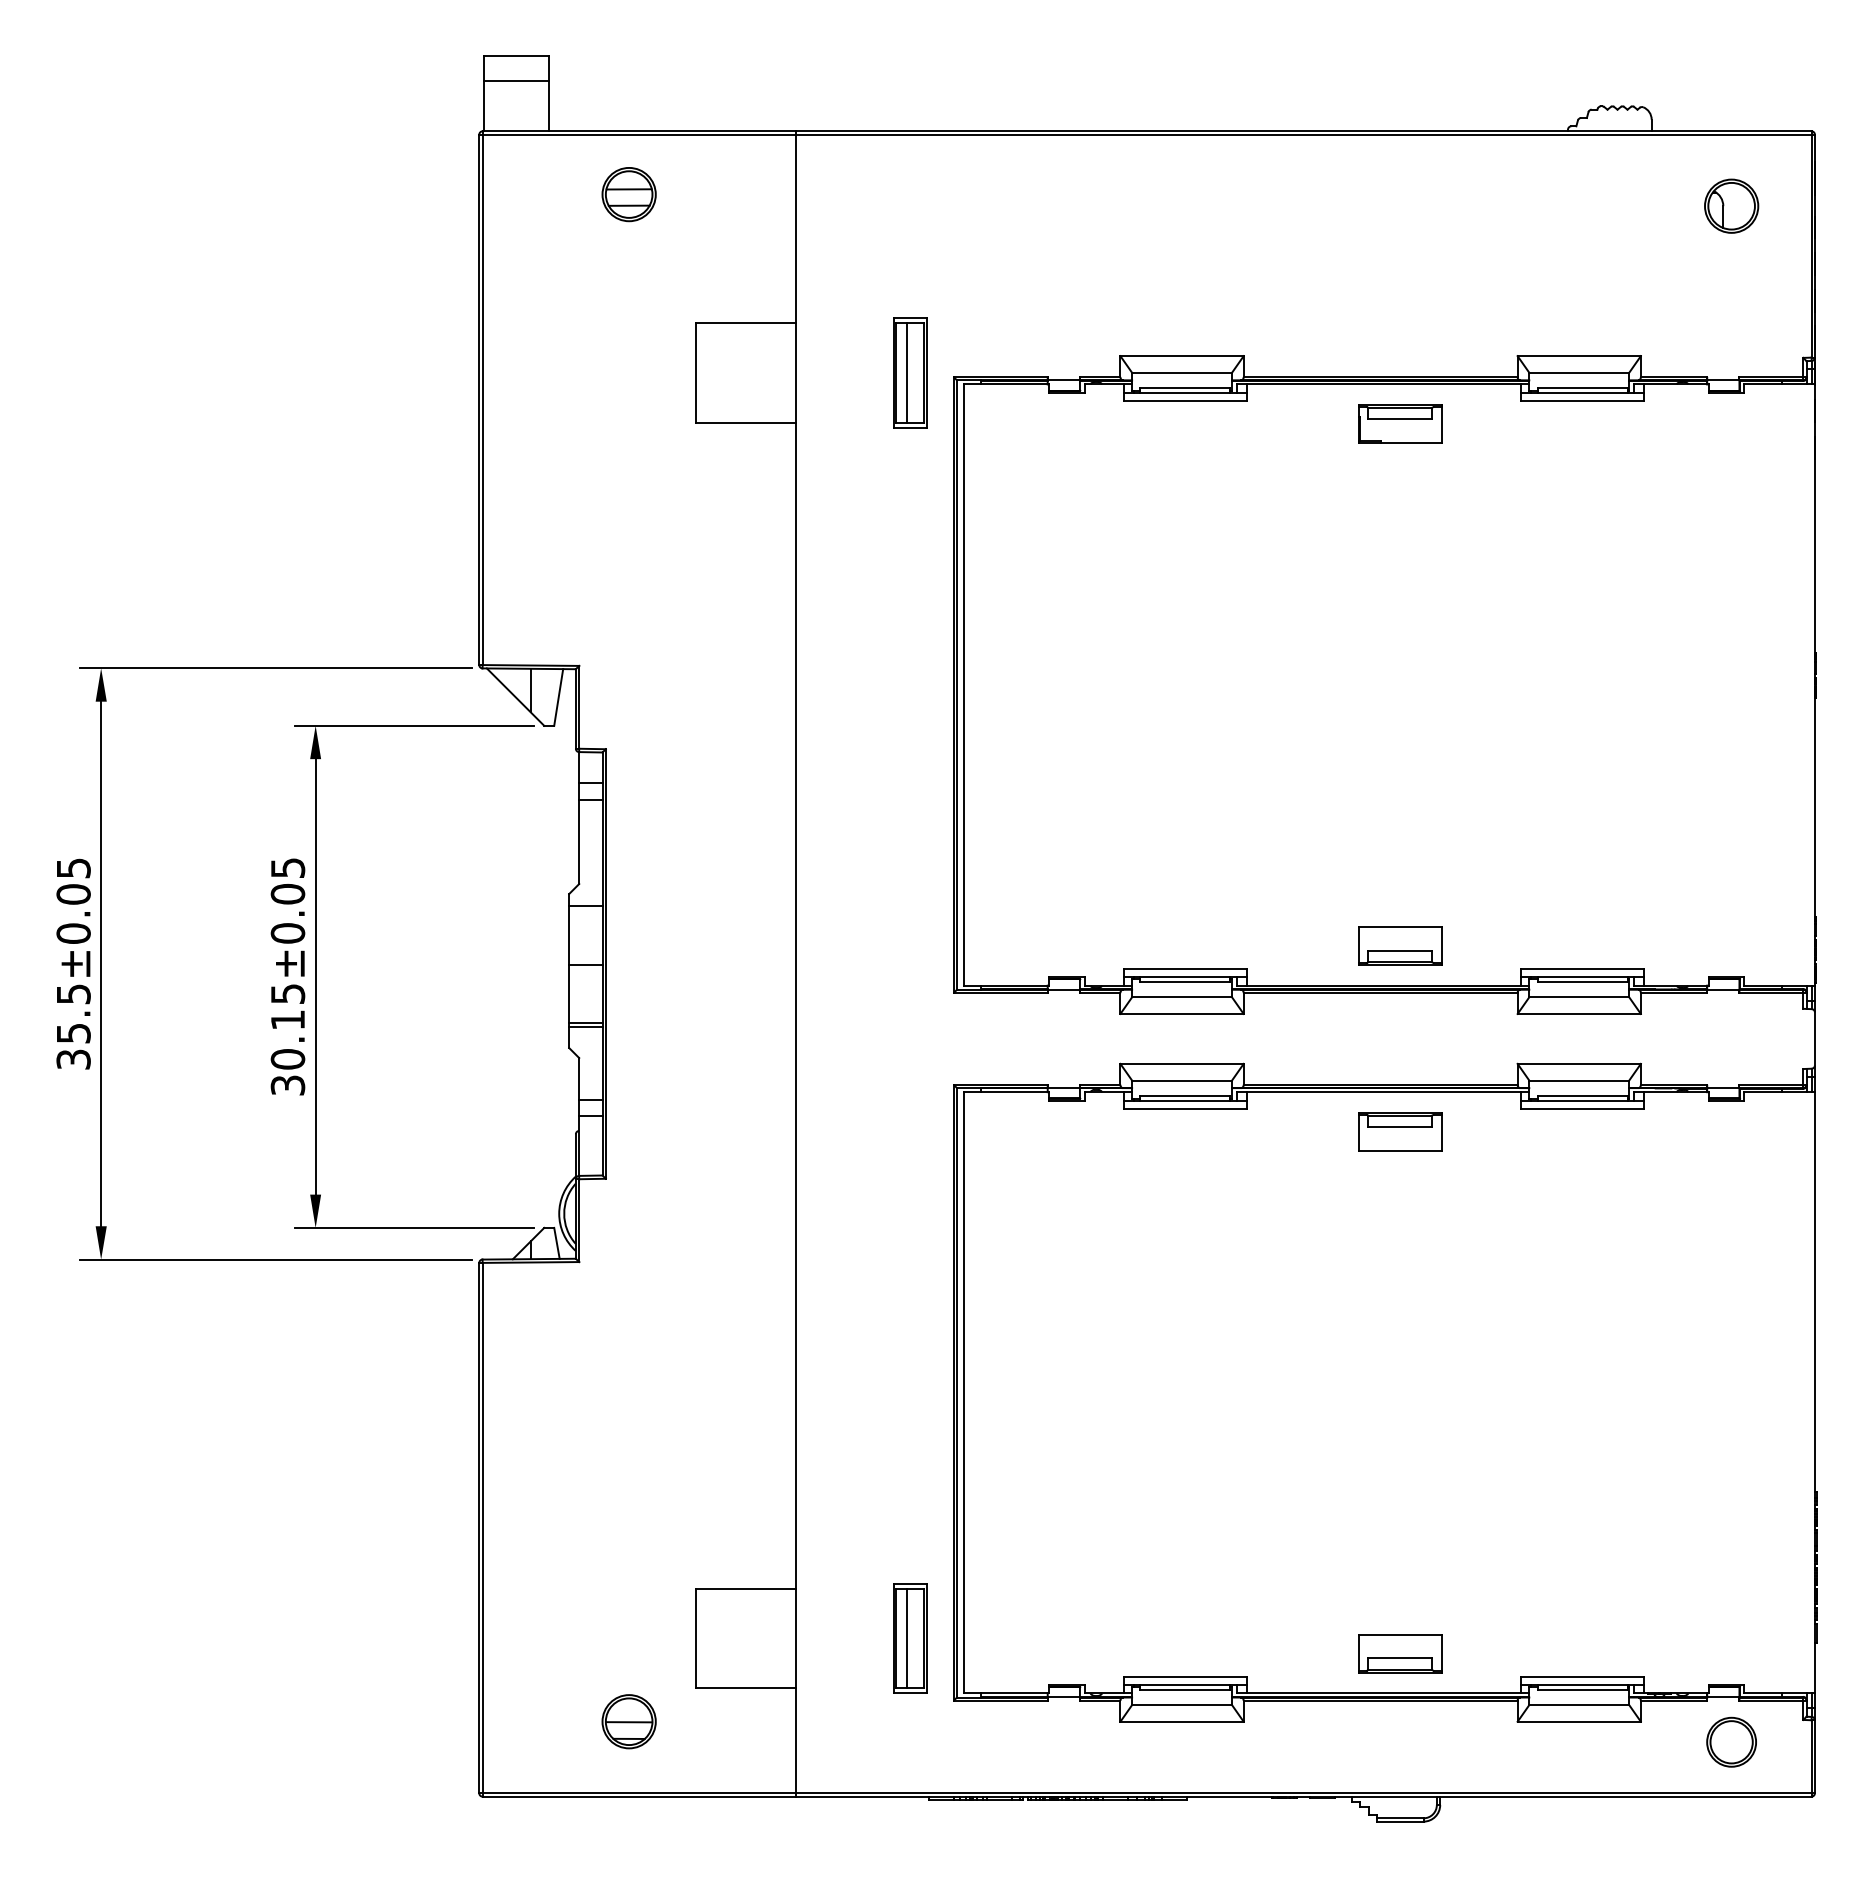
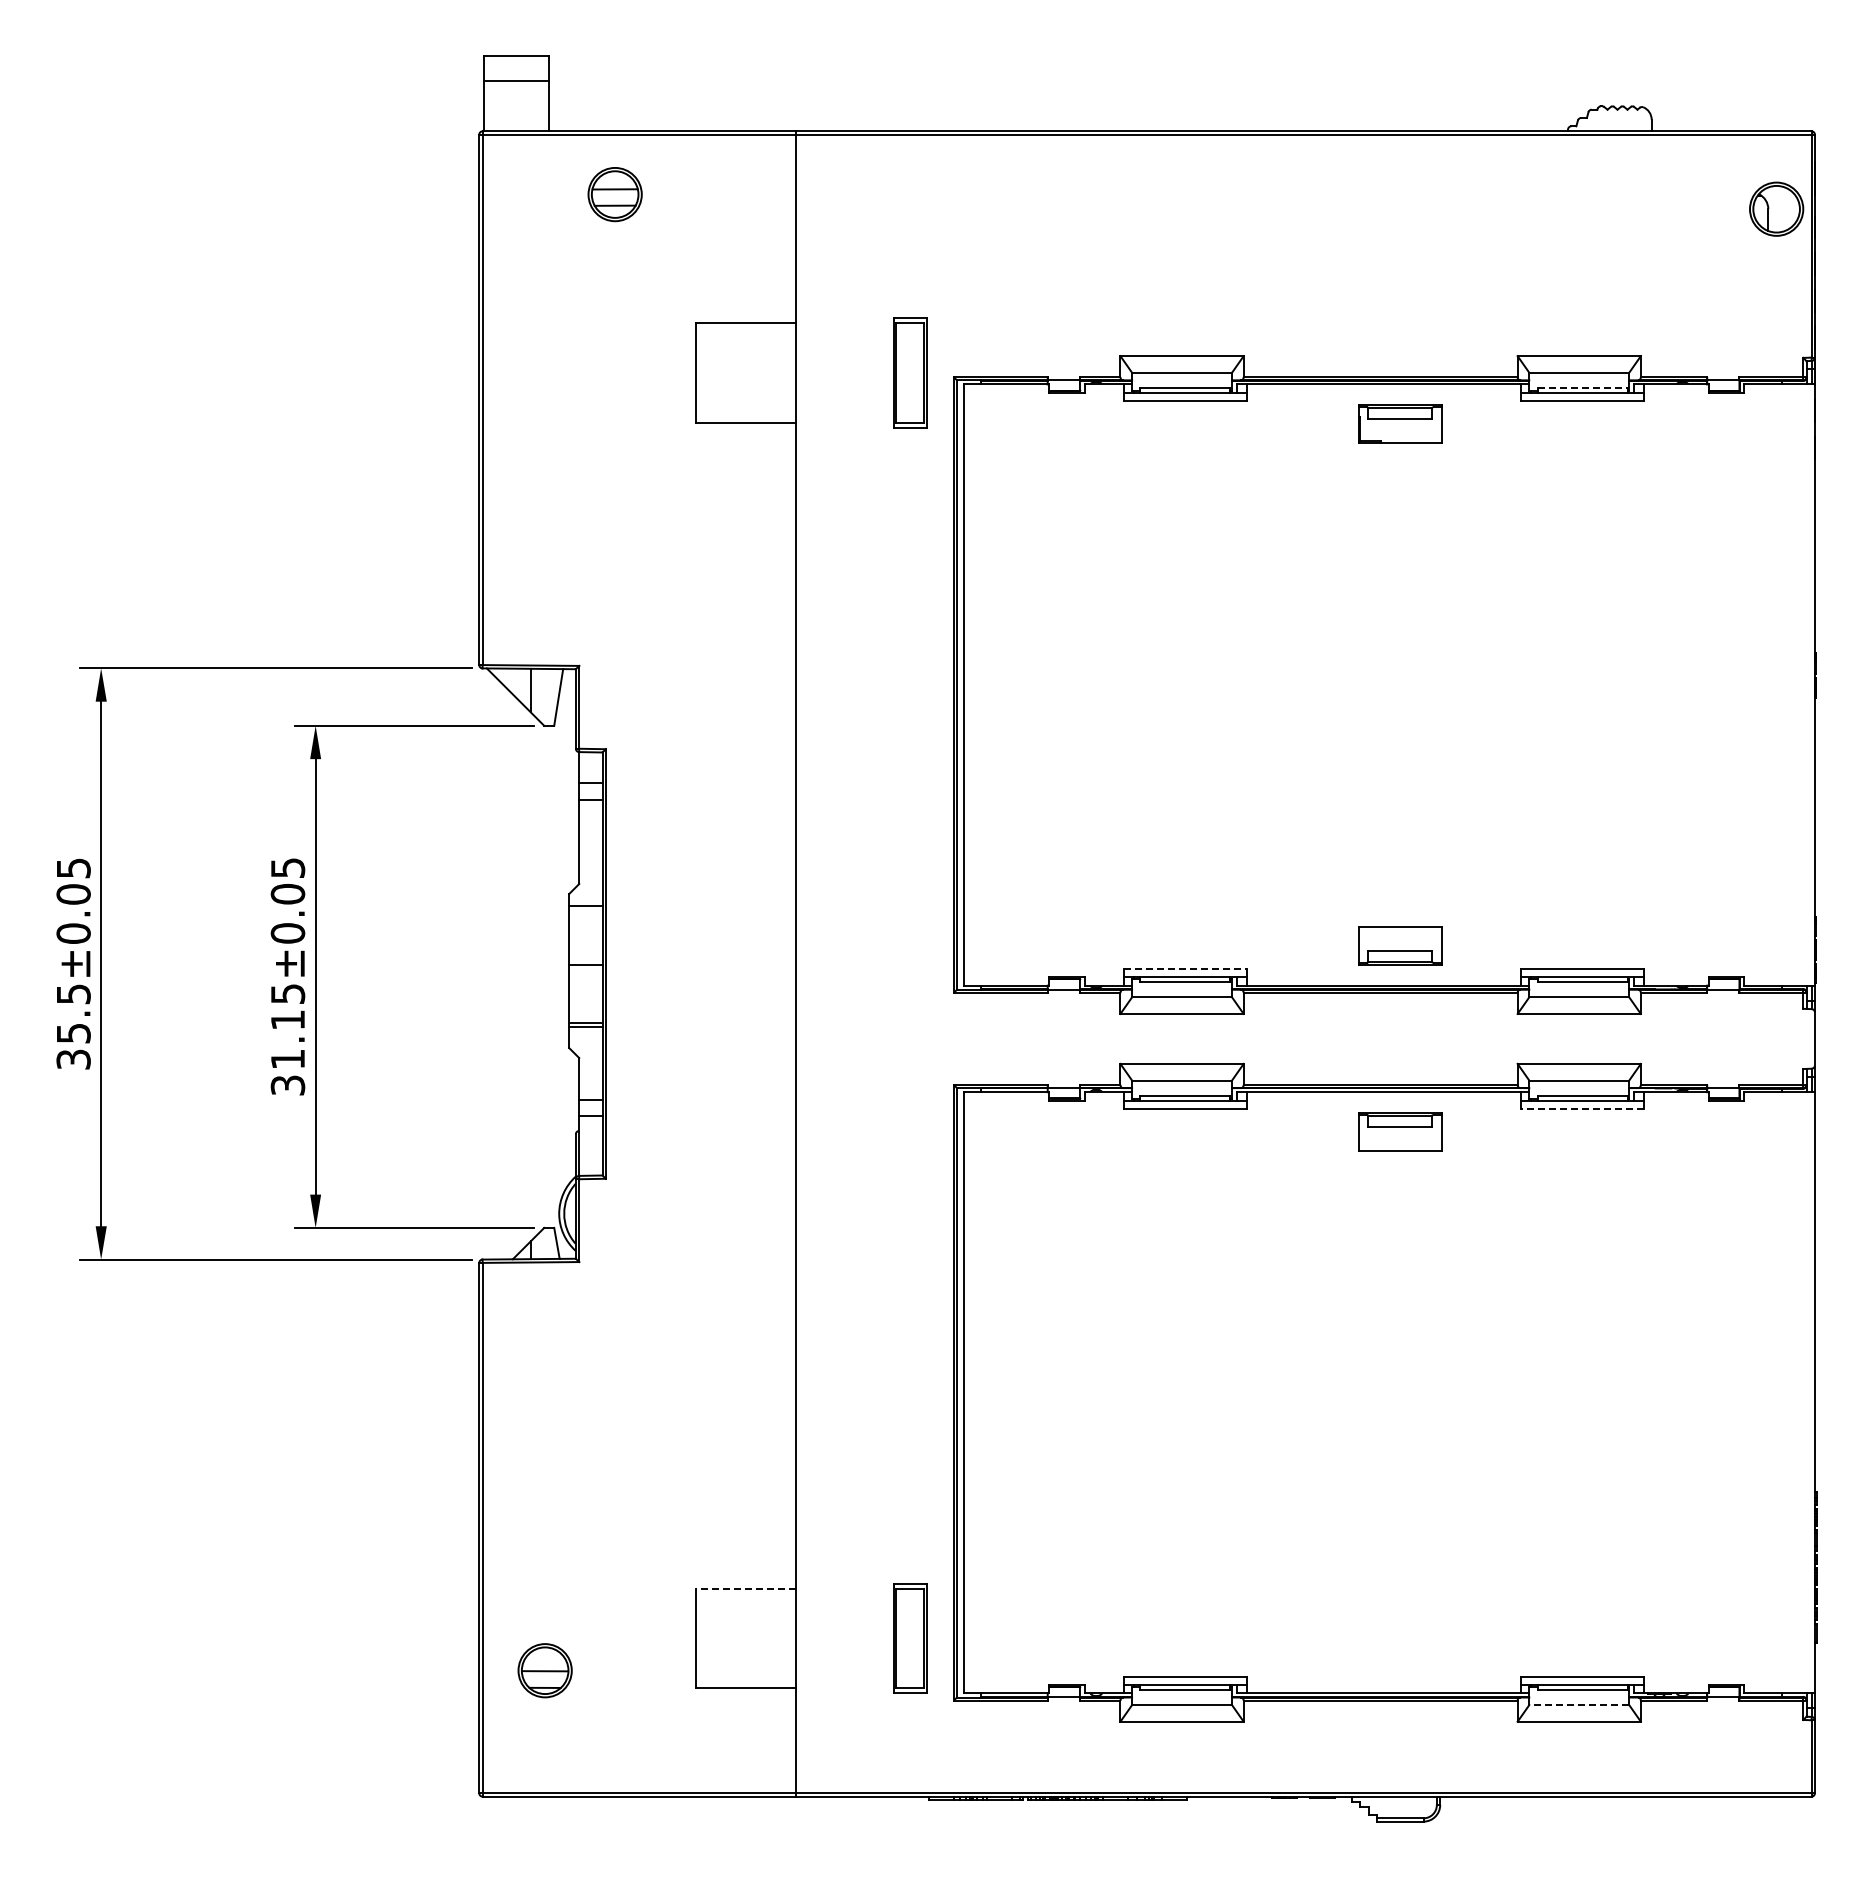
part position: (628, 194) -> (614, 194) (614, 194)
part position: (1731, 205) -> (1776, 208) (1776, 208)
line: present -> none (907, 372)
line: solid -> dashed (1582, 387)
line: solid -> dashed (1185, 968)
text: 30.15±0.05 -> 31.15±0.05 (287, 1059)
line: solid -> dashed (1582, 1108)
line: solid -> dashed (745, 1588)
line: present -> none (907, 1638)
part: present -> none (1400, 1653)
line: solid -> dashed (1579, 1705)
part position: (628, 1721) -> (544, 1670) (544, 1670)
part: present -> none (1731, 1741)
